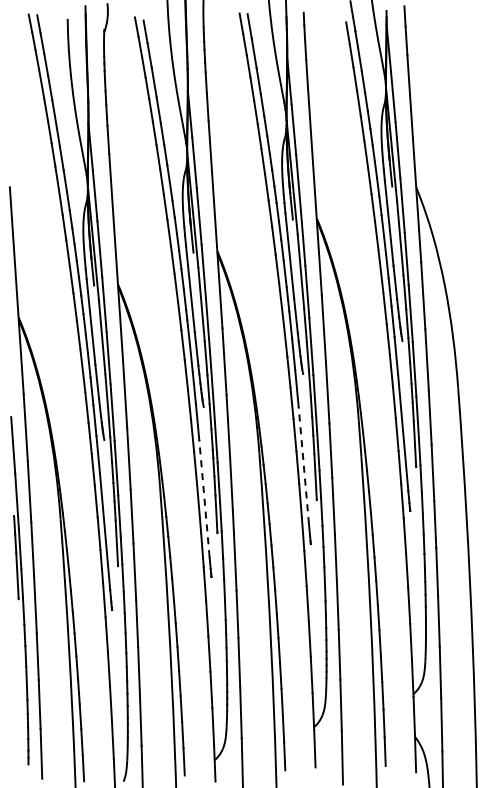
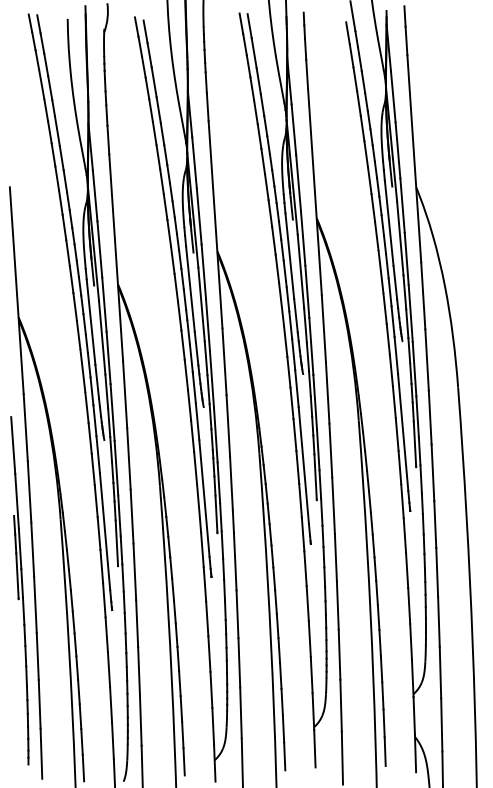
line: dashed -> solid (303, 465)
line: dashed -> solid (204, 498)
